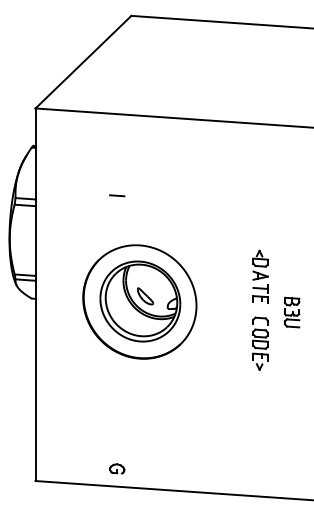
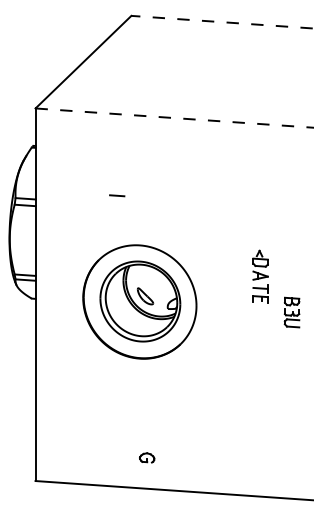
line: solid -> dashed (221, 22)
line: solid -> dashed (174, 118)
part: present -> none (260, 343)
part position: (117, 468) -> (147, 457) (147, 457)
